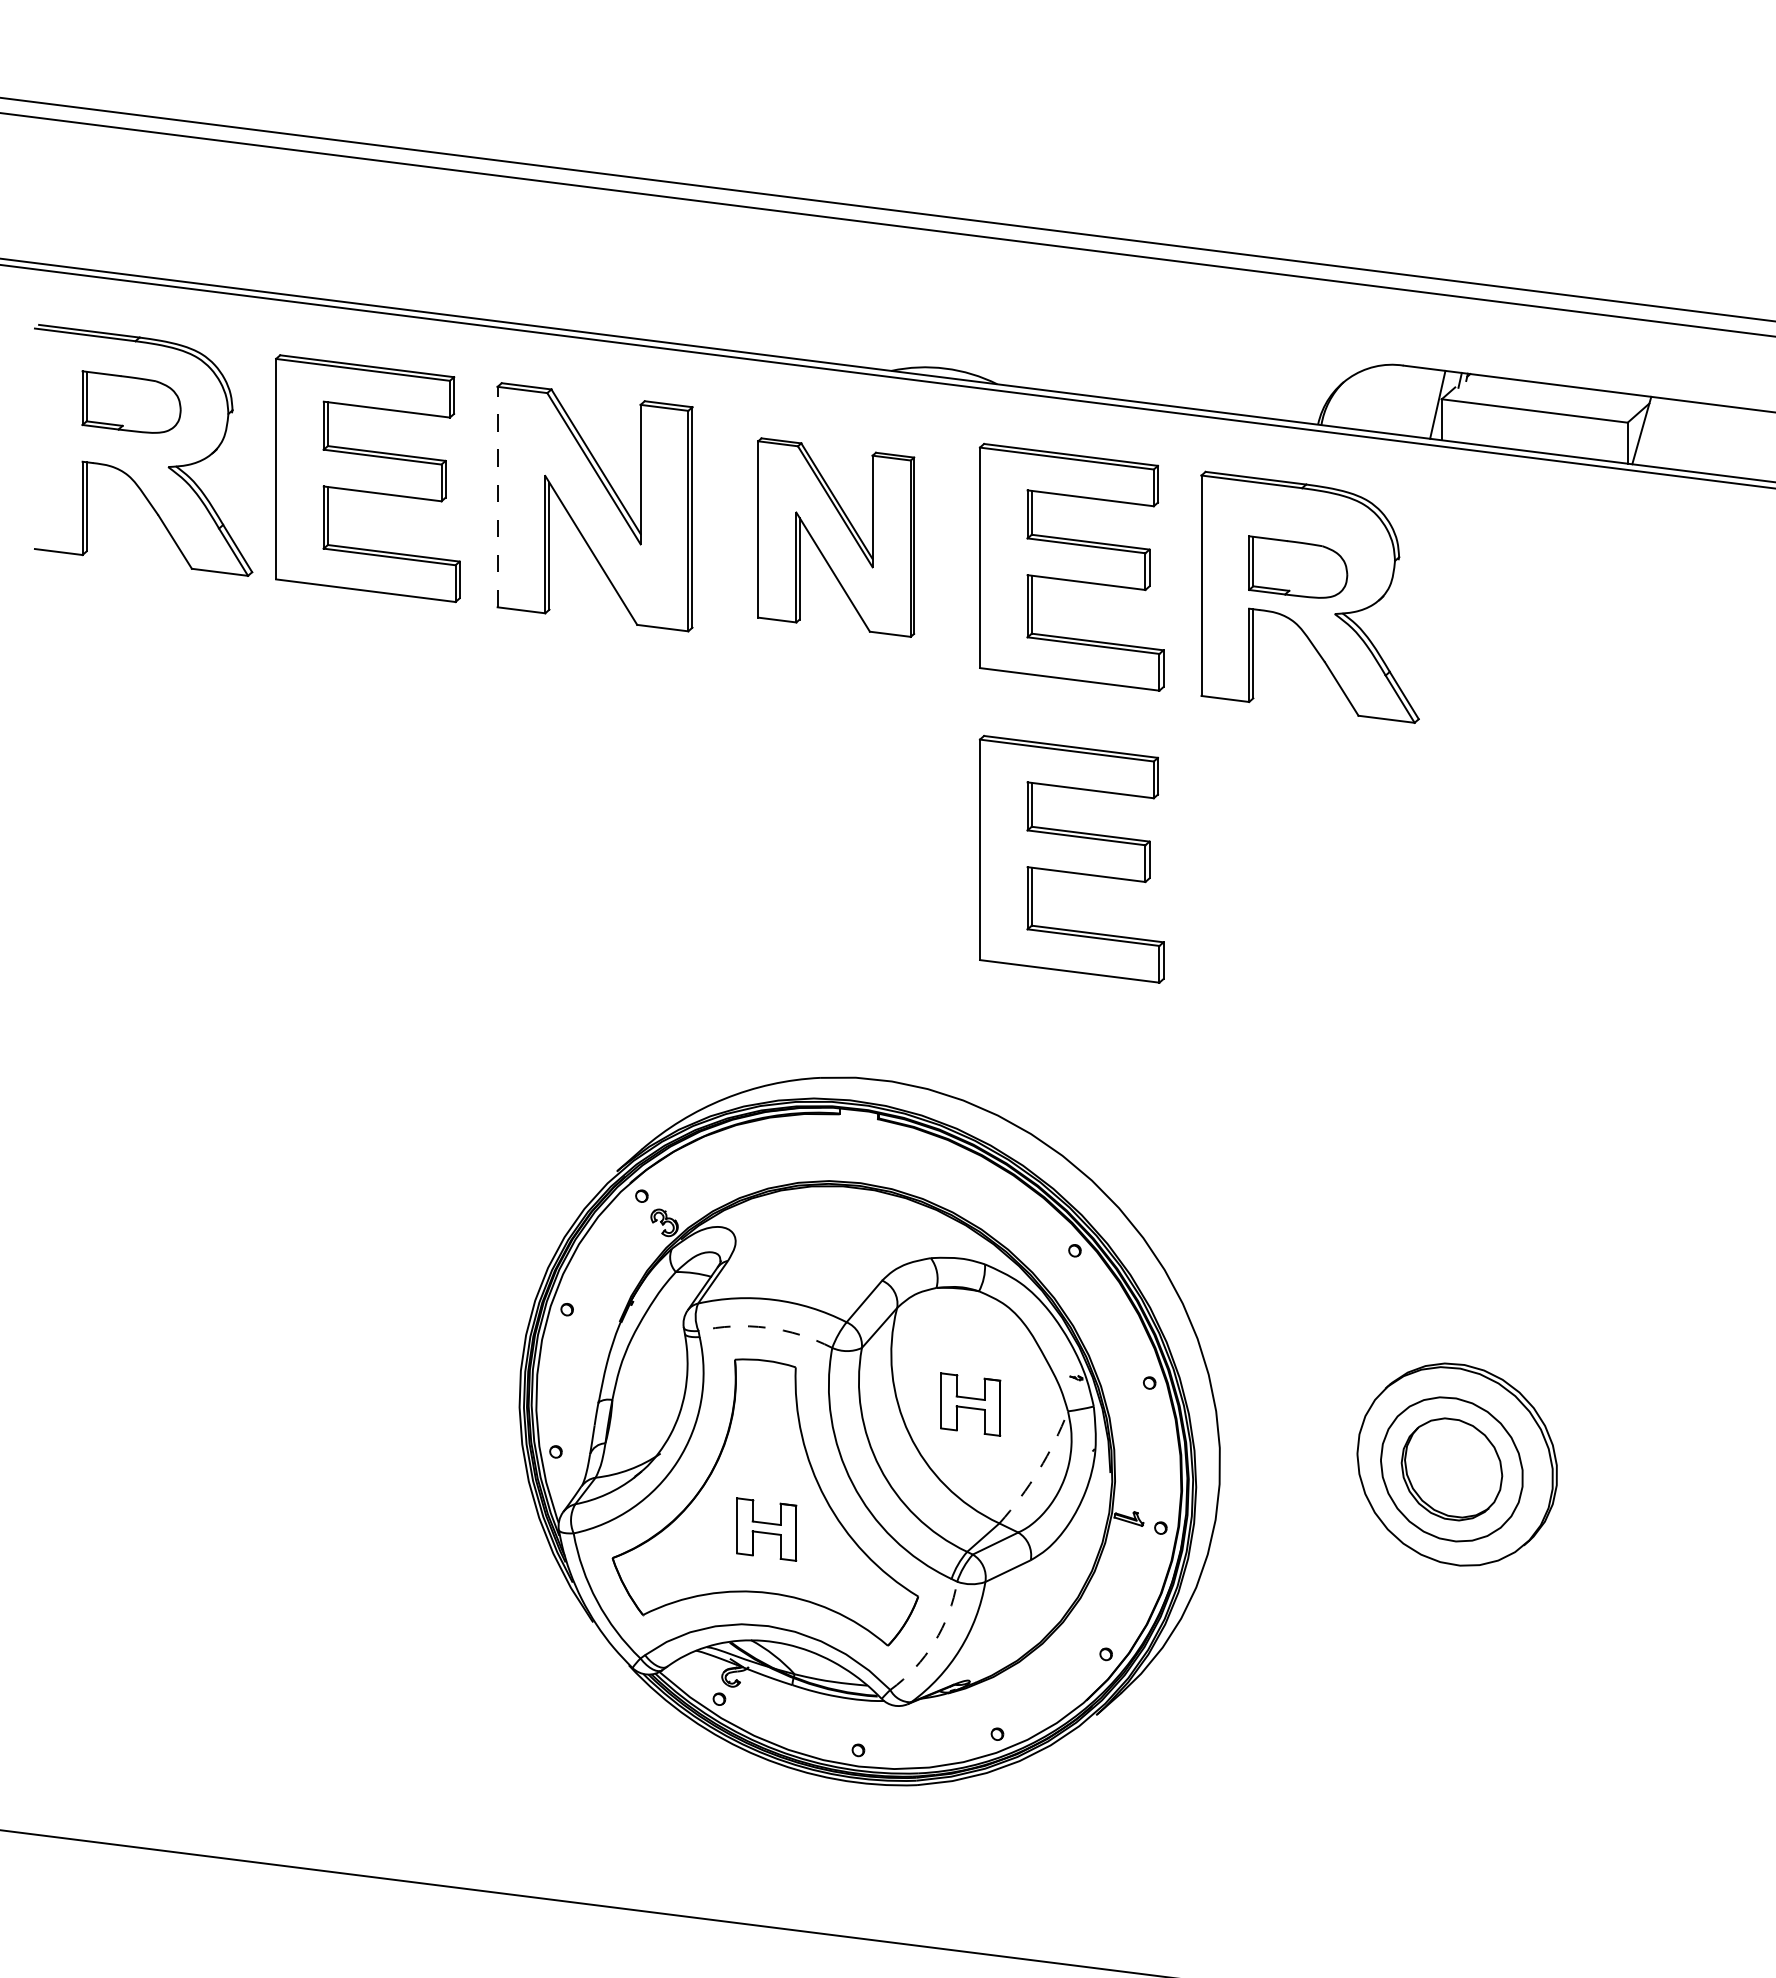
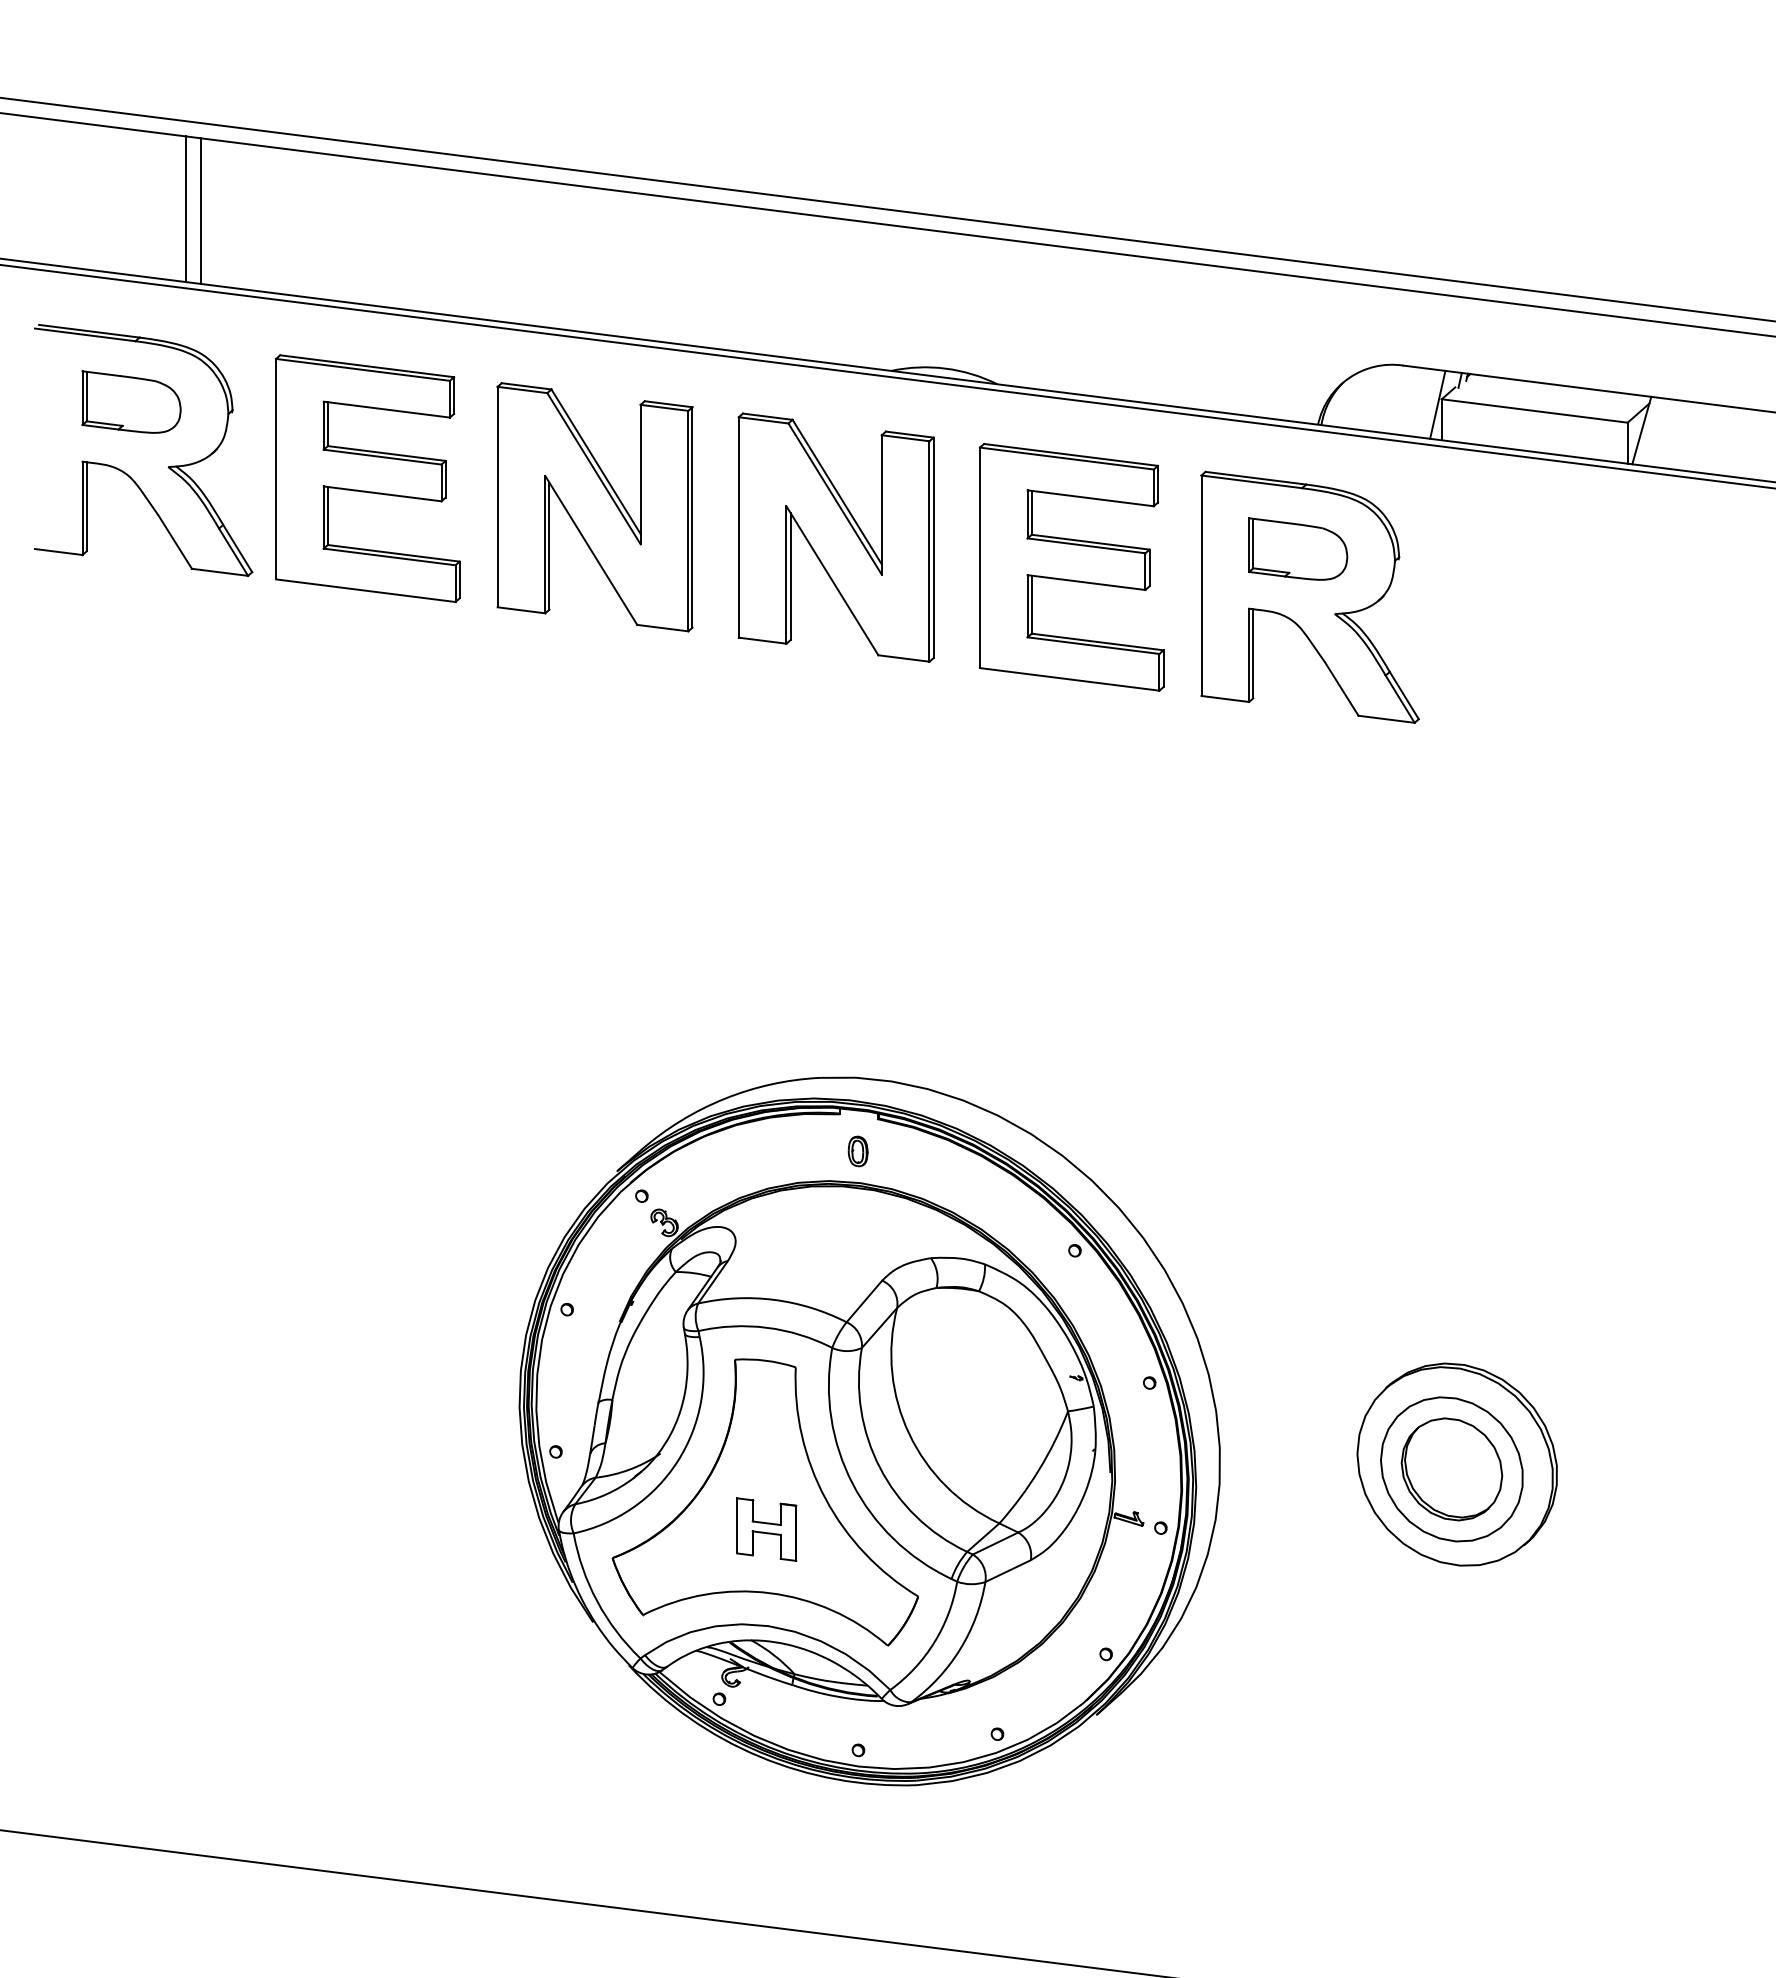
line: none -> present (185, 208)
line: none -> present (200, 210)
line: dashed -> solid (497, 496)
part size: 159x201 px -> 198x251 px (835, 537)
part position: (1298, 566) -> (1298, 548) (1298, 548)
part: present -> none (1071, 858)
part: none -> present (857, 1151)
arc: dashed -> solid (766, 1327)
part: present -> none (970, 1404)
arc: dashed -> solid (1038, 1470)
arc: dashed -> solid (934, 1642)
